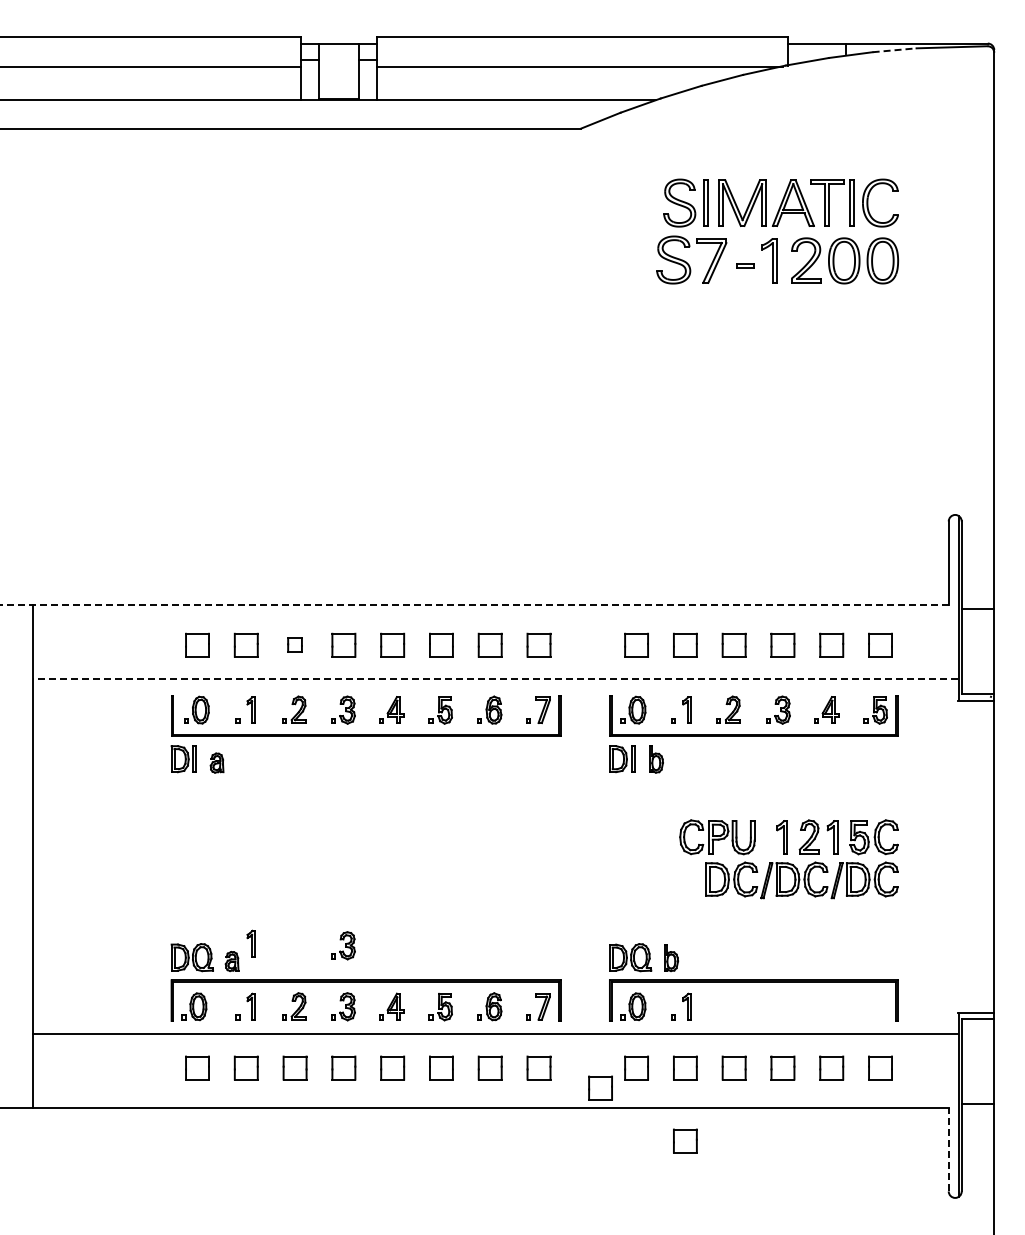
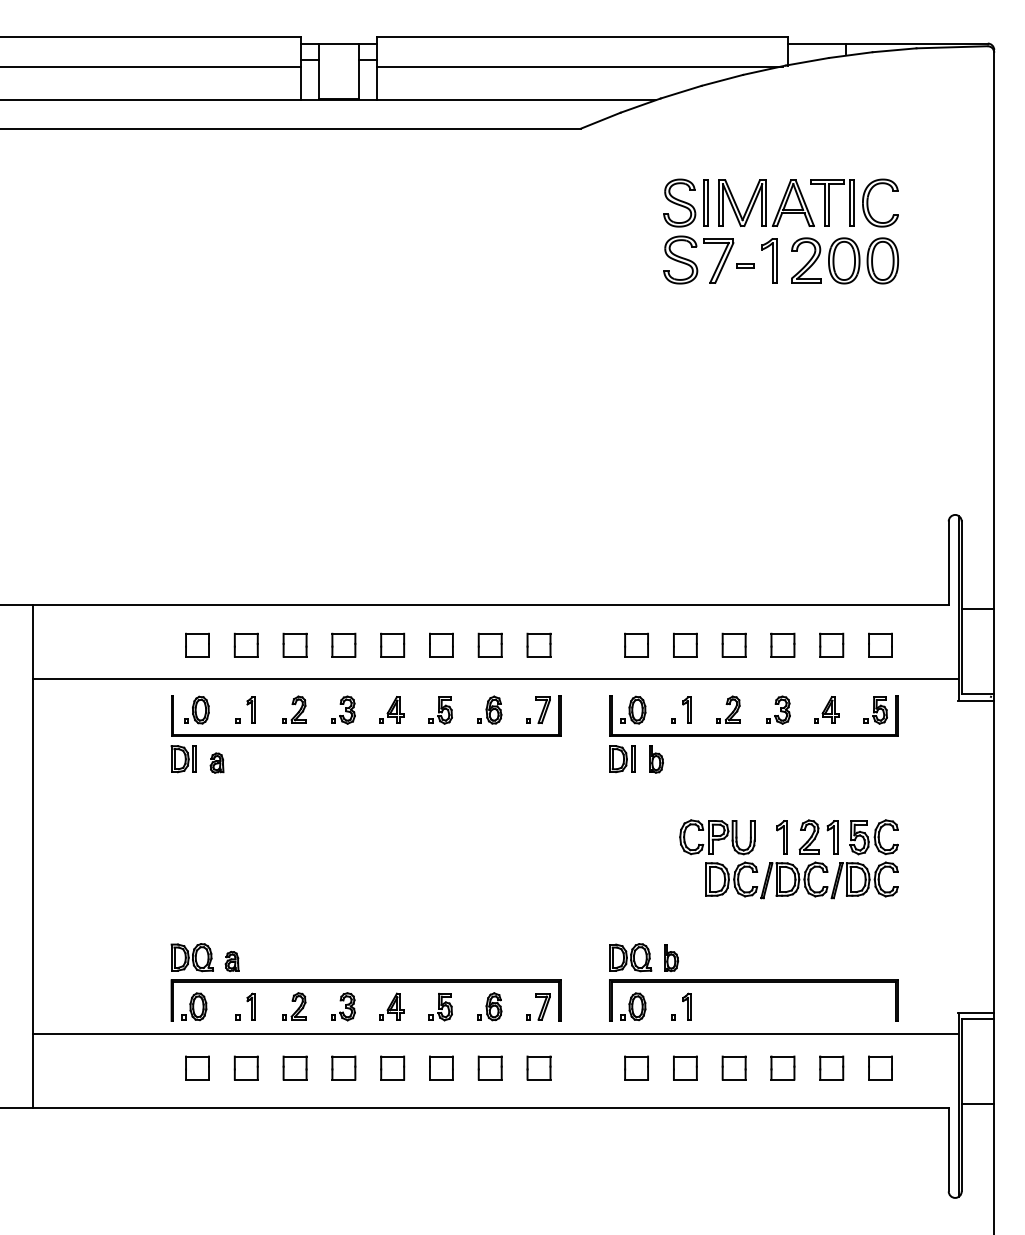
line: dashed -> solid (895, 50)
part position: (691, 259) -> (698, 259) (698, 259)
line: dashed -> solid (474, 604)
part size: 16x16 px -> 26x26 px (294, 644)
line: dashed -> solid (495, 679)
part: present -> none (250, 943)
part: present -> none (343, 945)
part: present -> none (600, 1087)
part: present -> none (685, 1140)
line: dashed -> solid (948, 1149)
